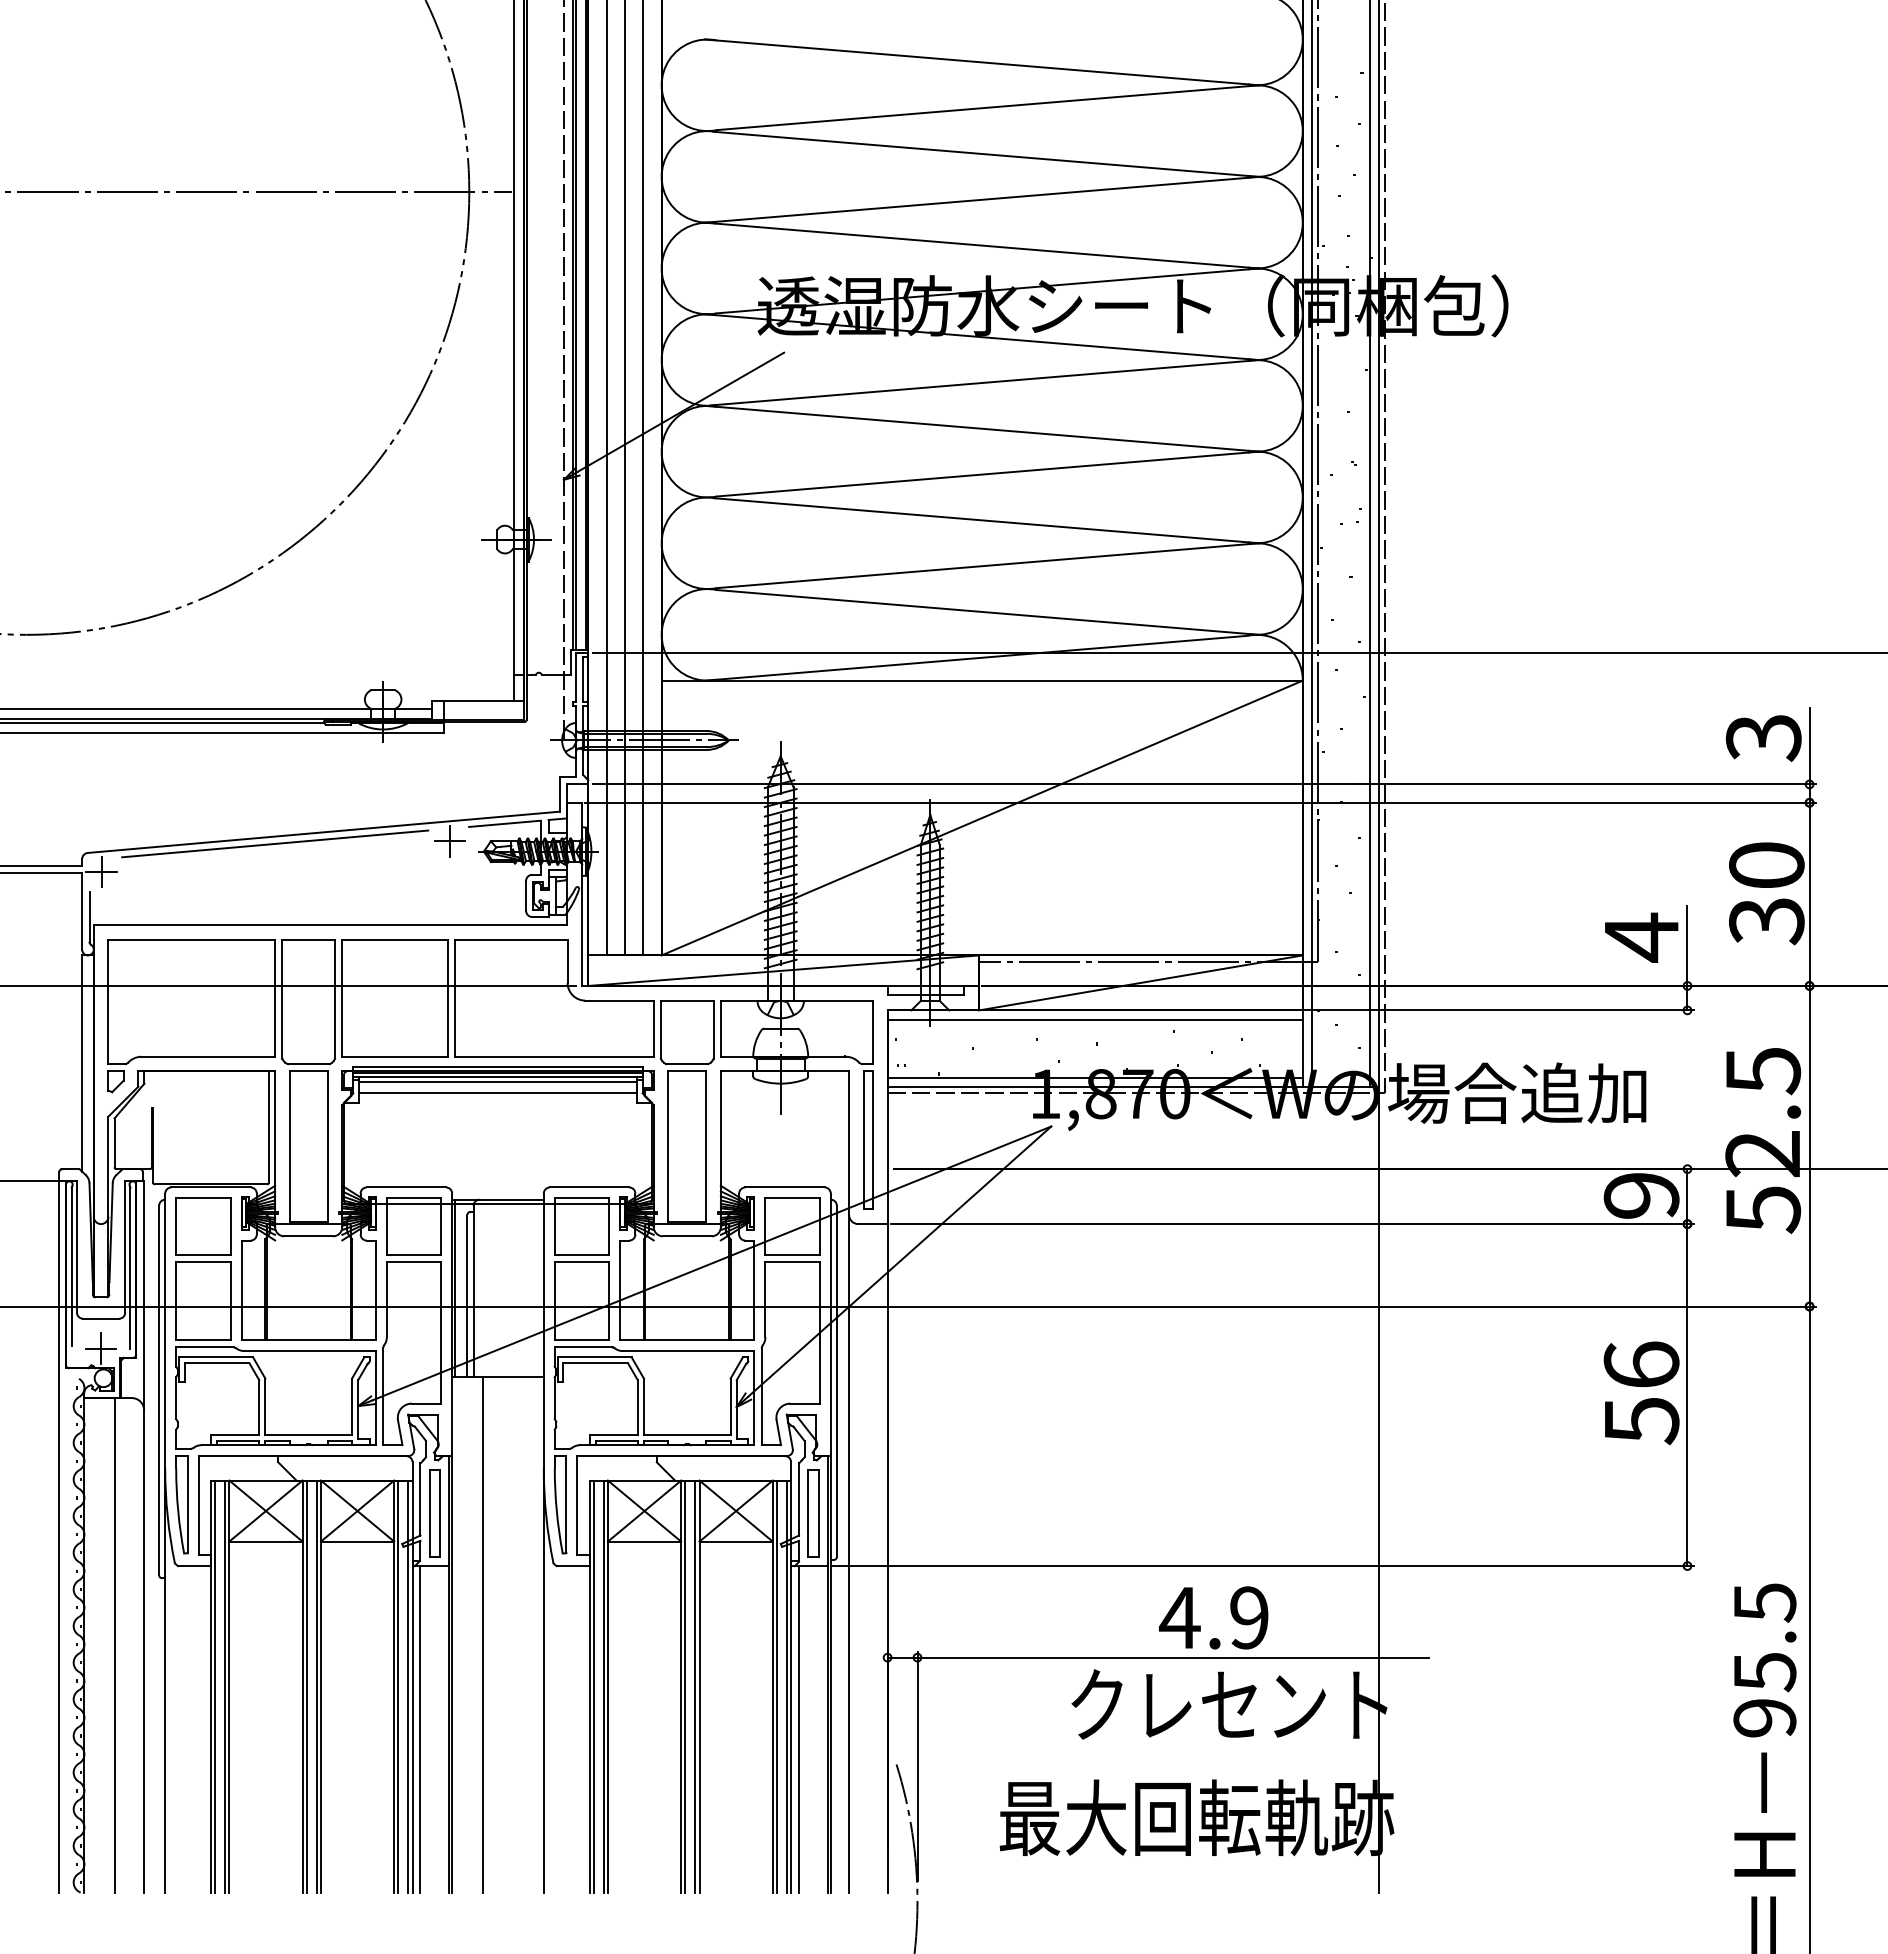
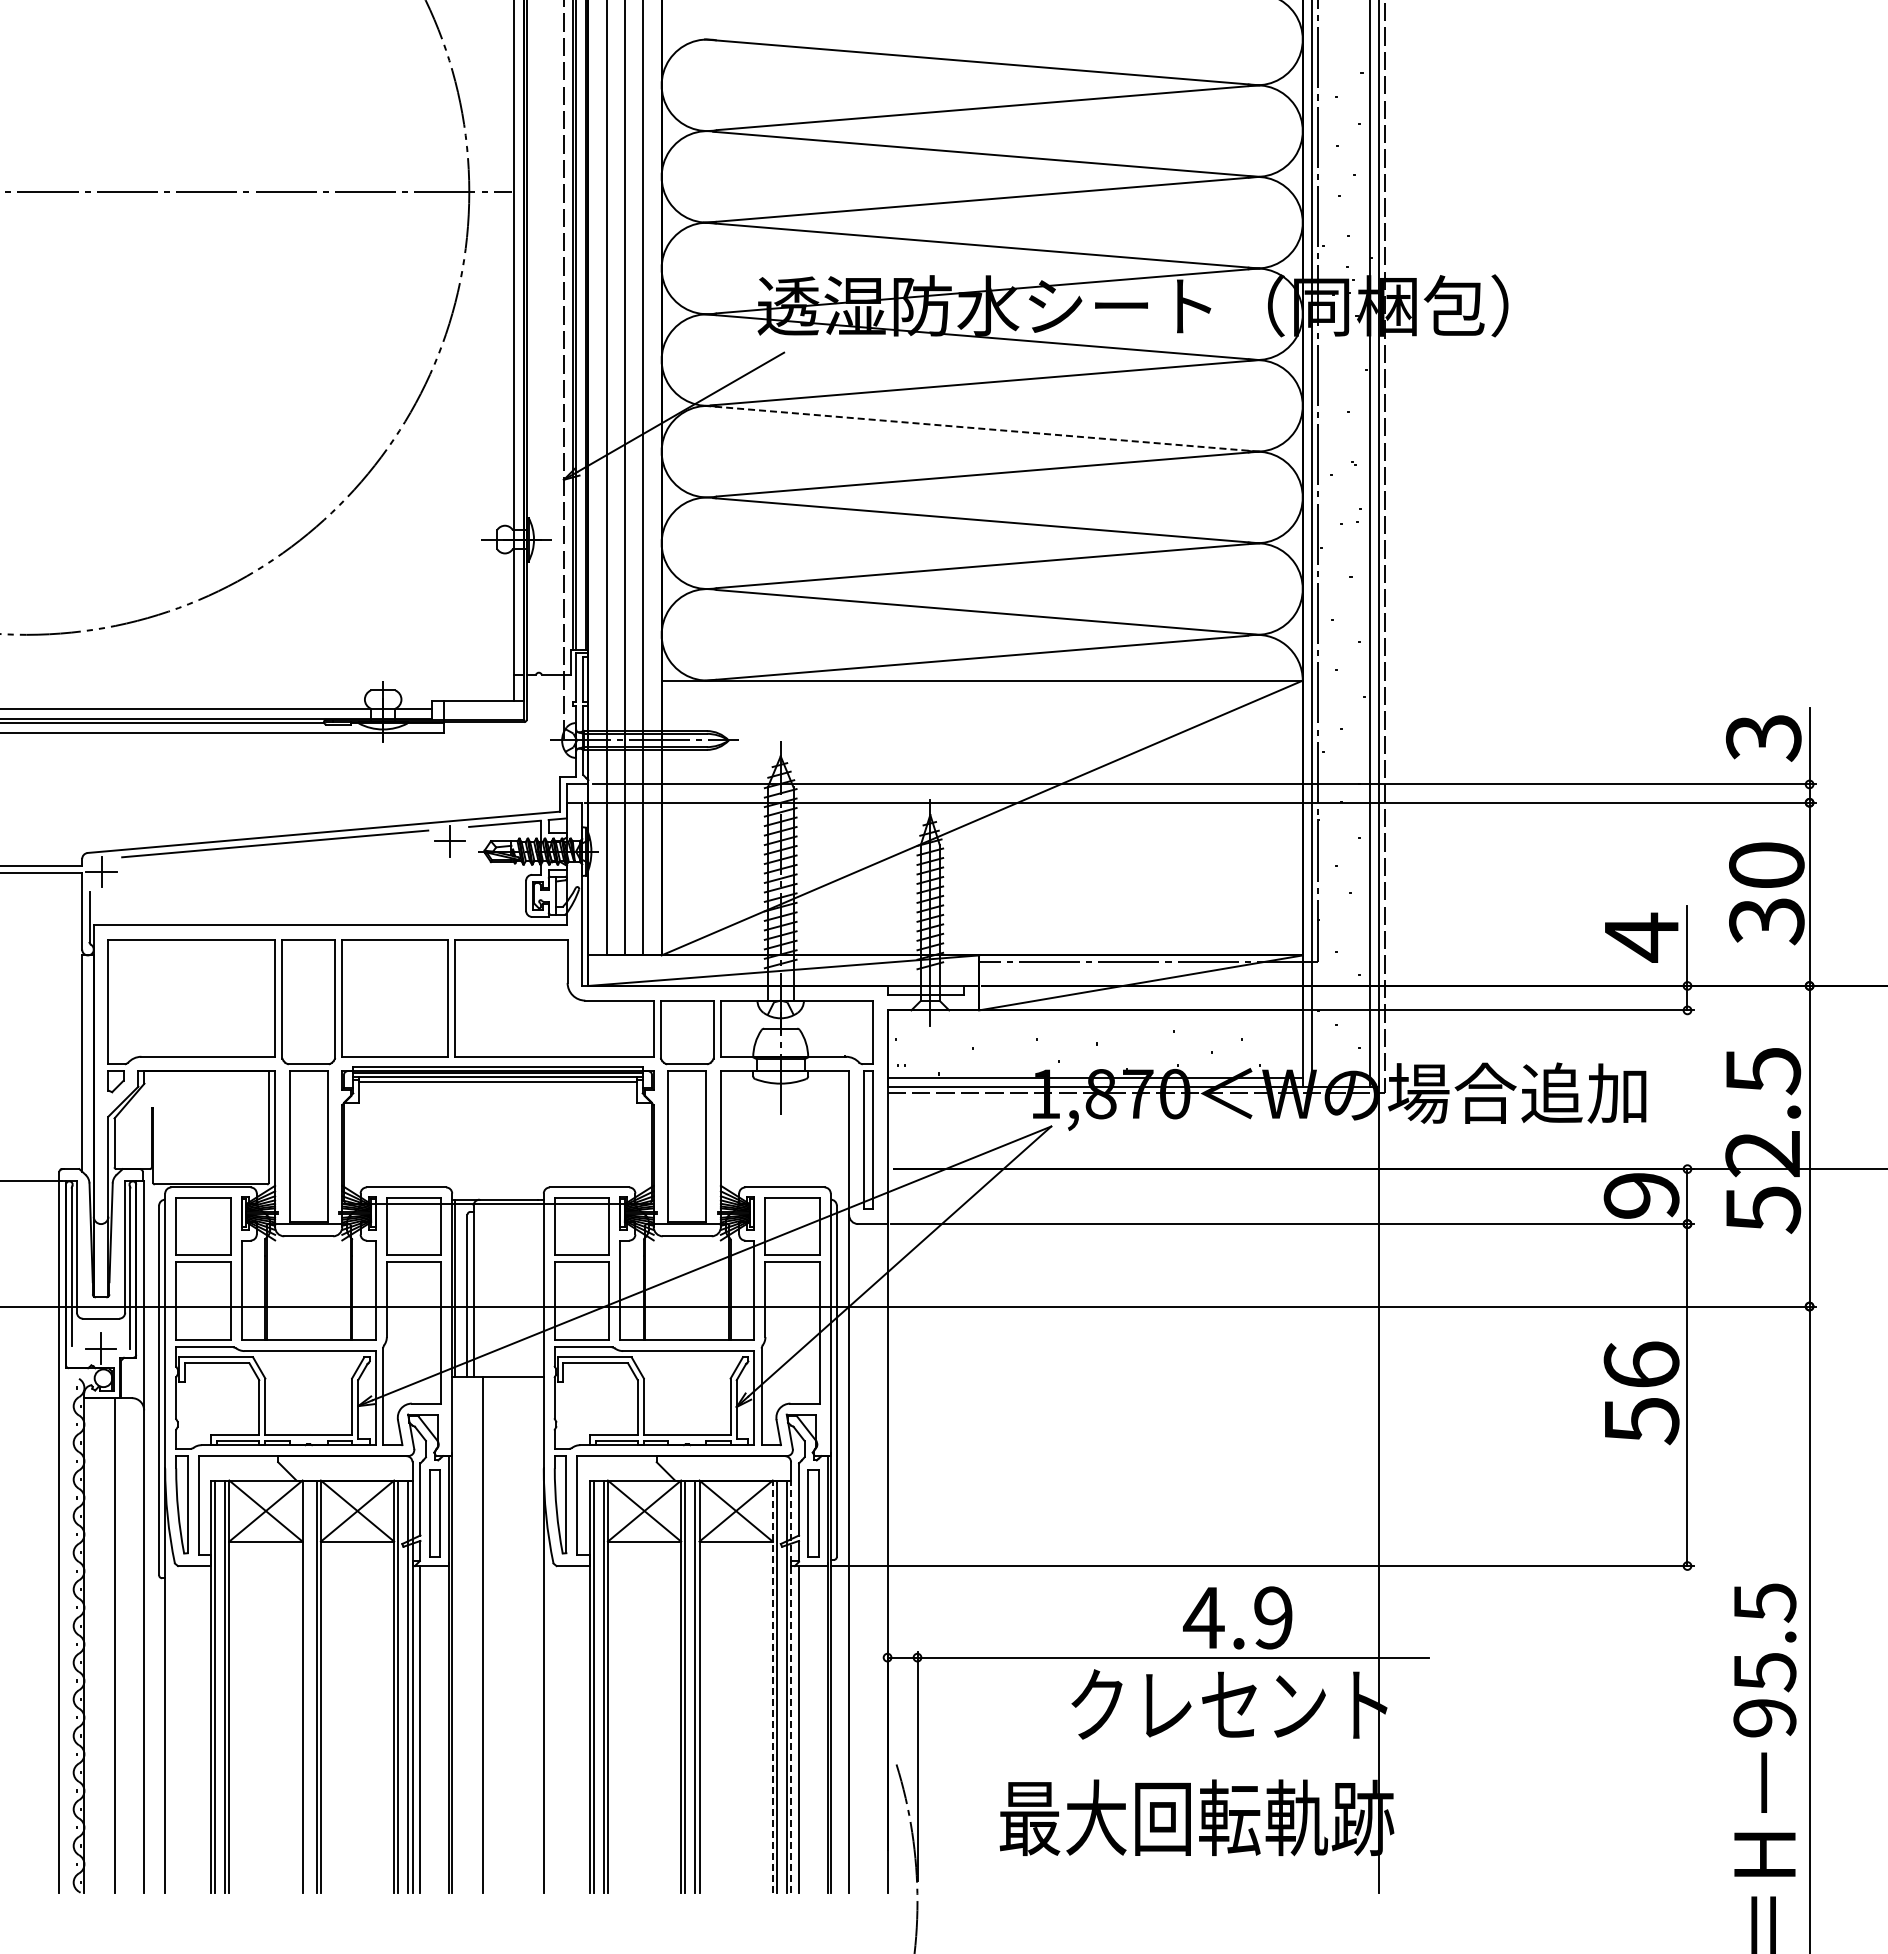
line: solid -> dashed (981, 428)
line: present -> none (1238, 653)
line: present -> none (289, 985)
line: present -> none (1094, 1019)
line: present -> none (497, 1093)
text position: (1213, 1617) -> (1237, 1617) (1237, 1617)
line: present -> none (306, 1686)
line: solid -> dashed (772, 1686)
line: solid -> dashed (791, 1686)
